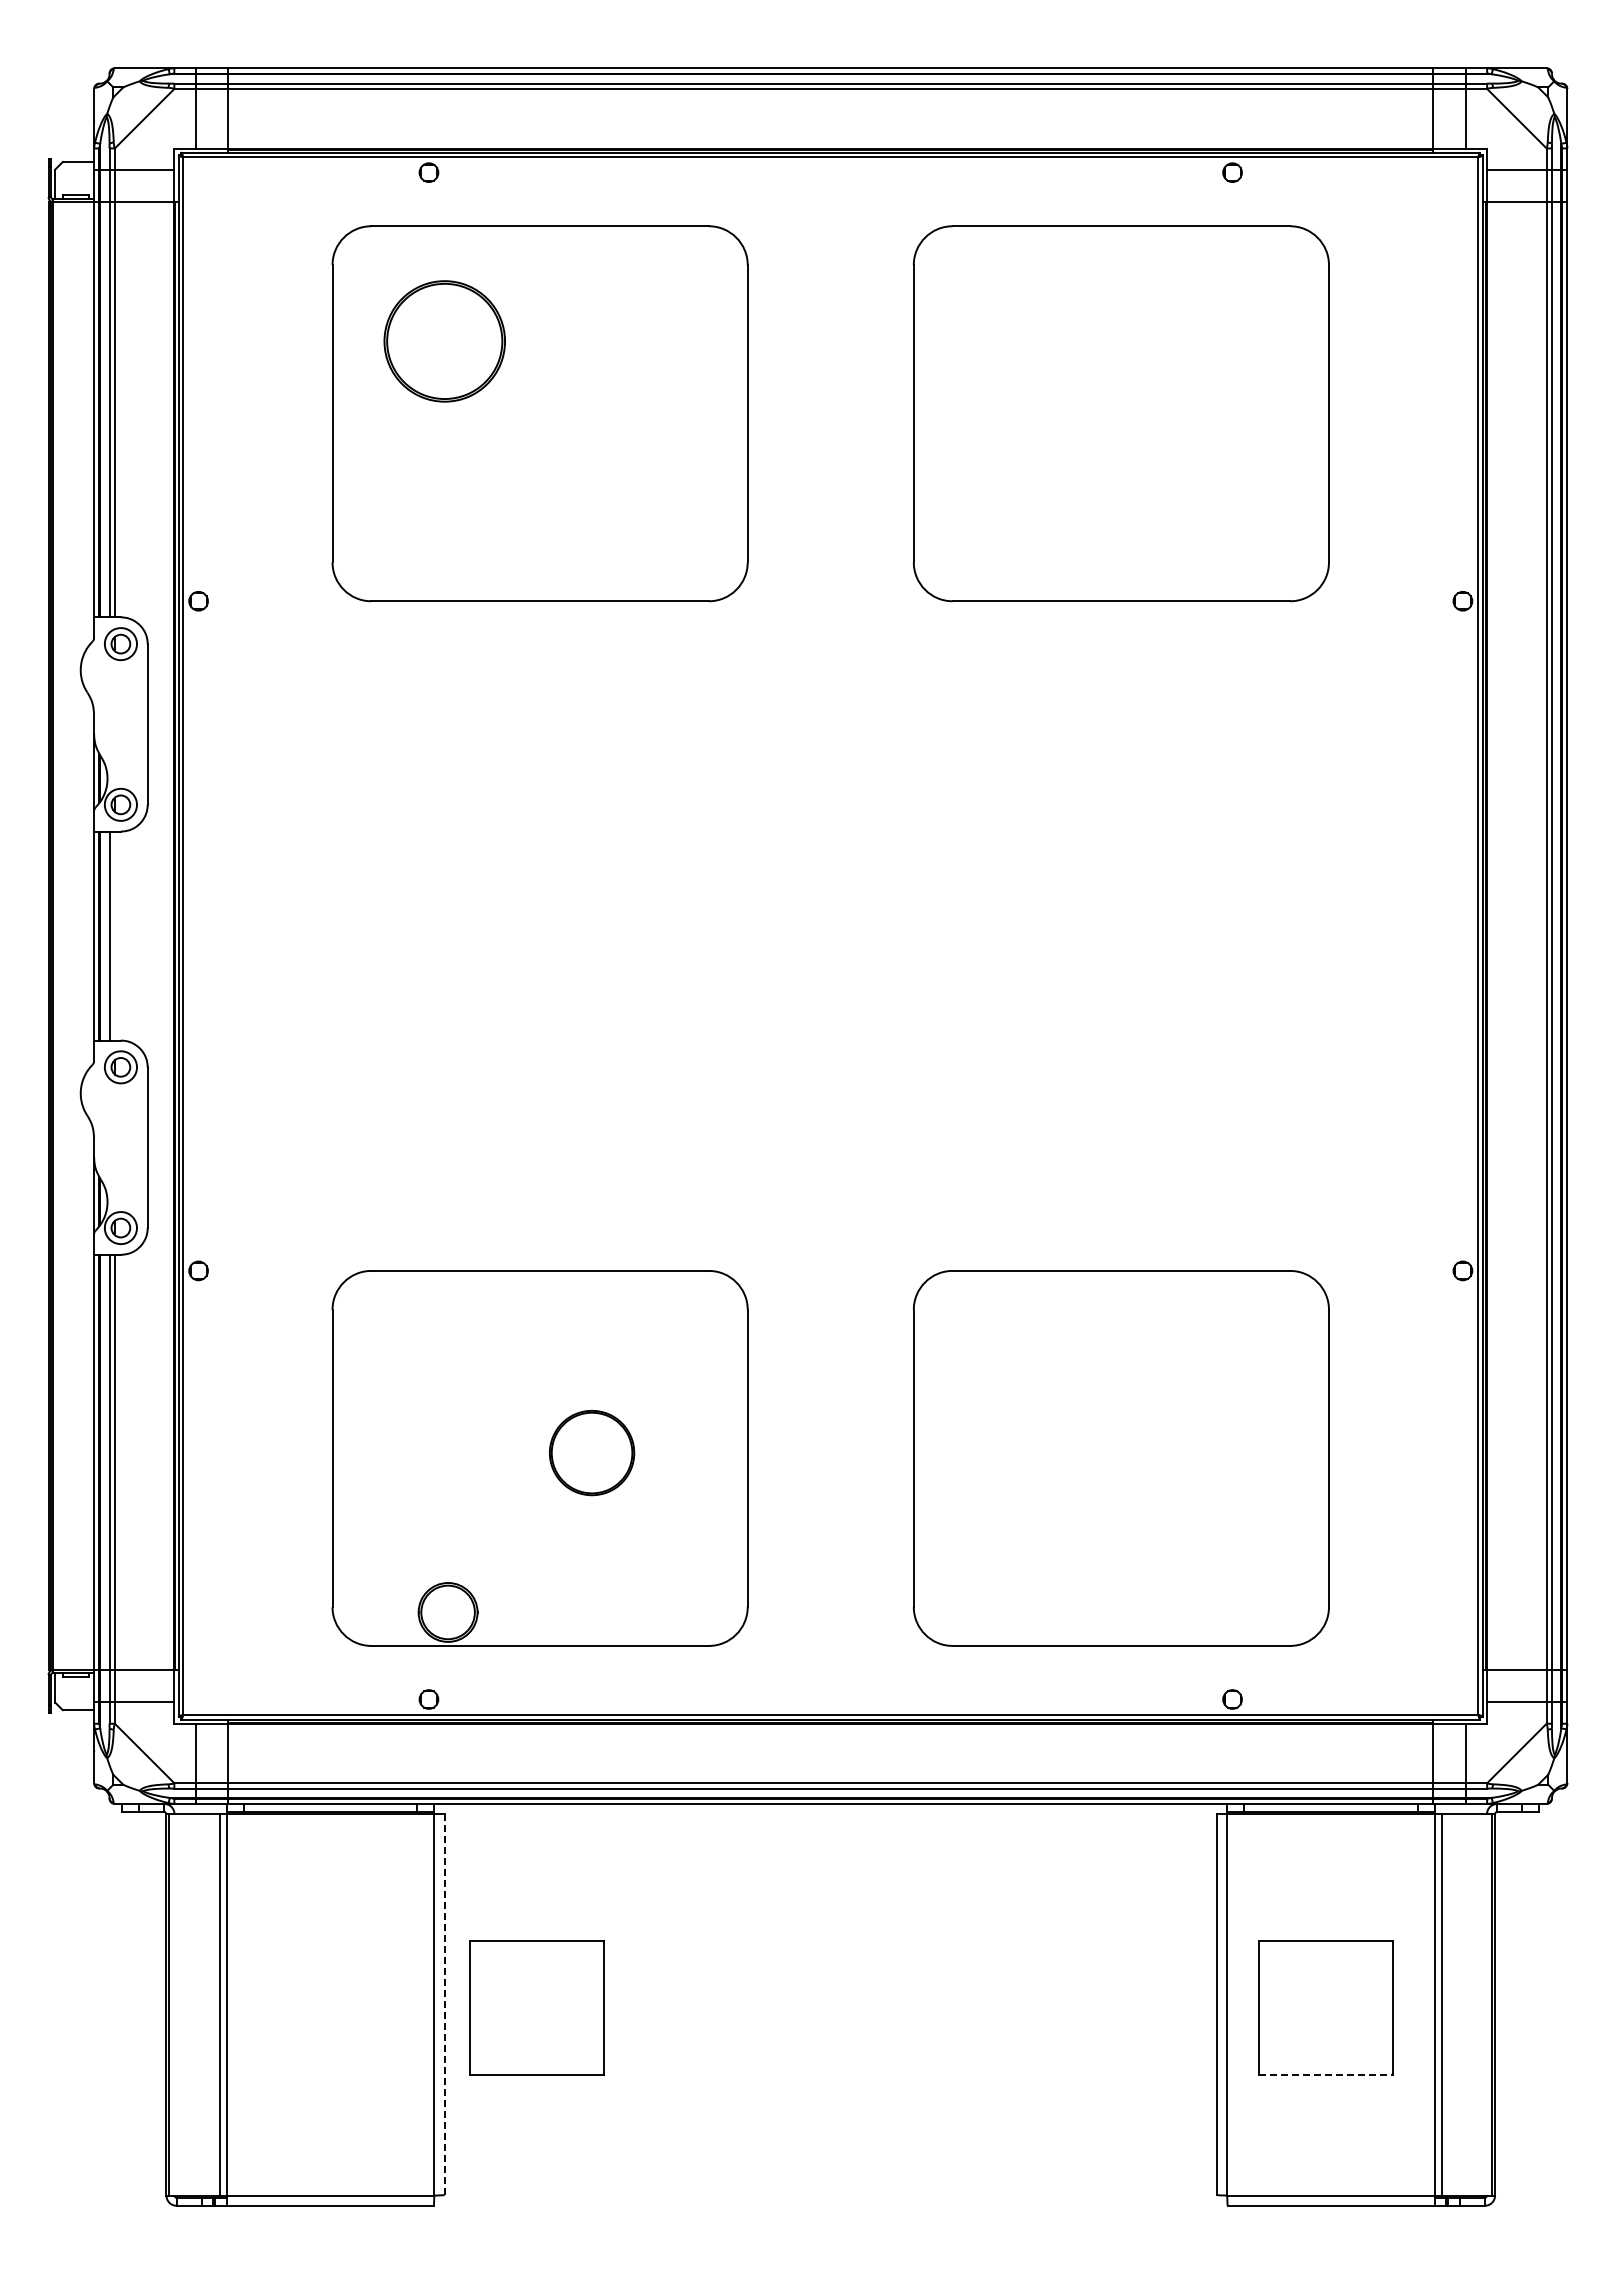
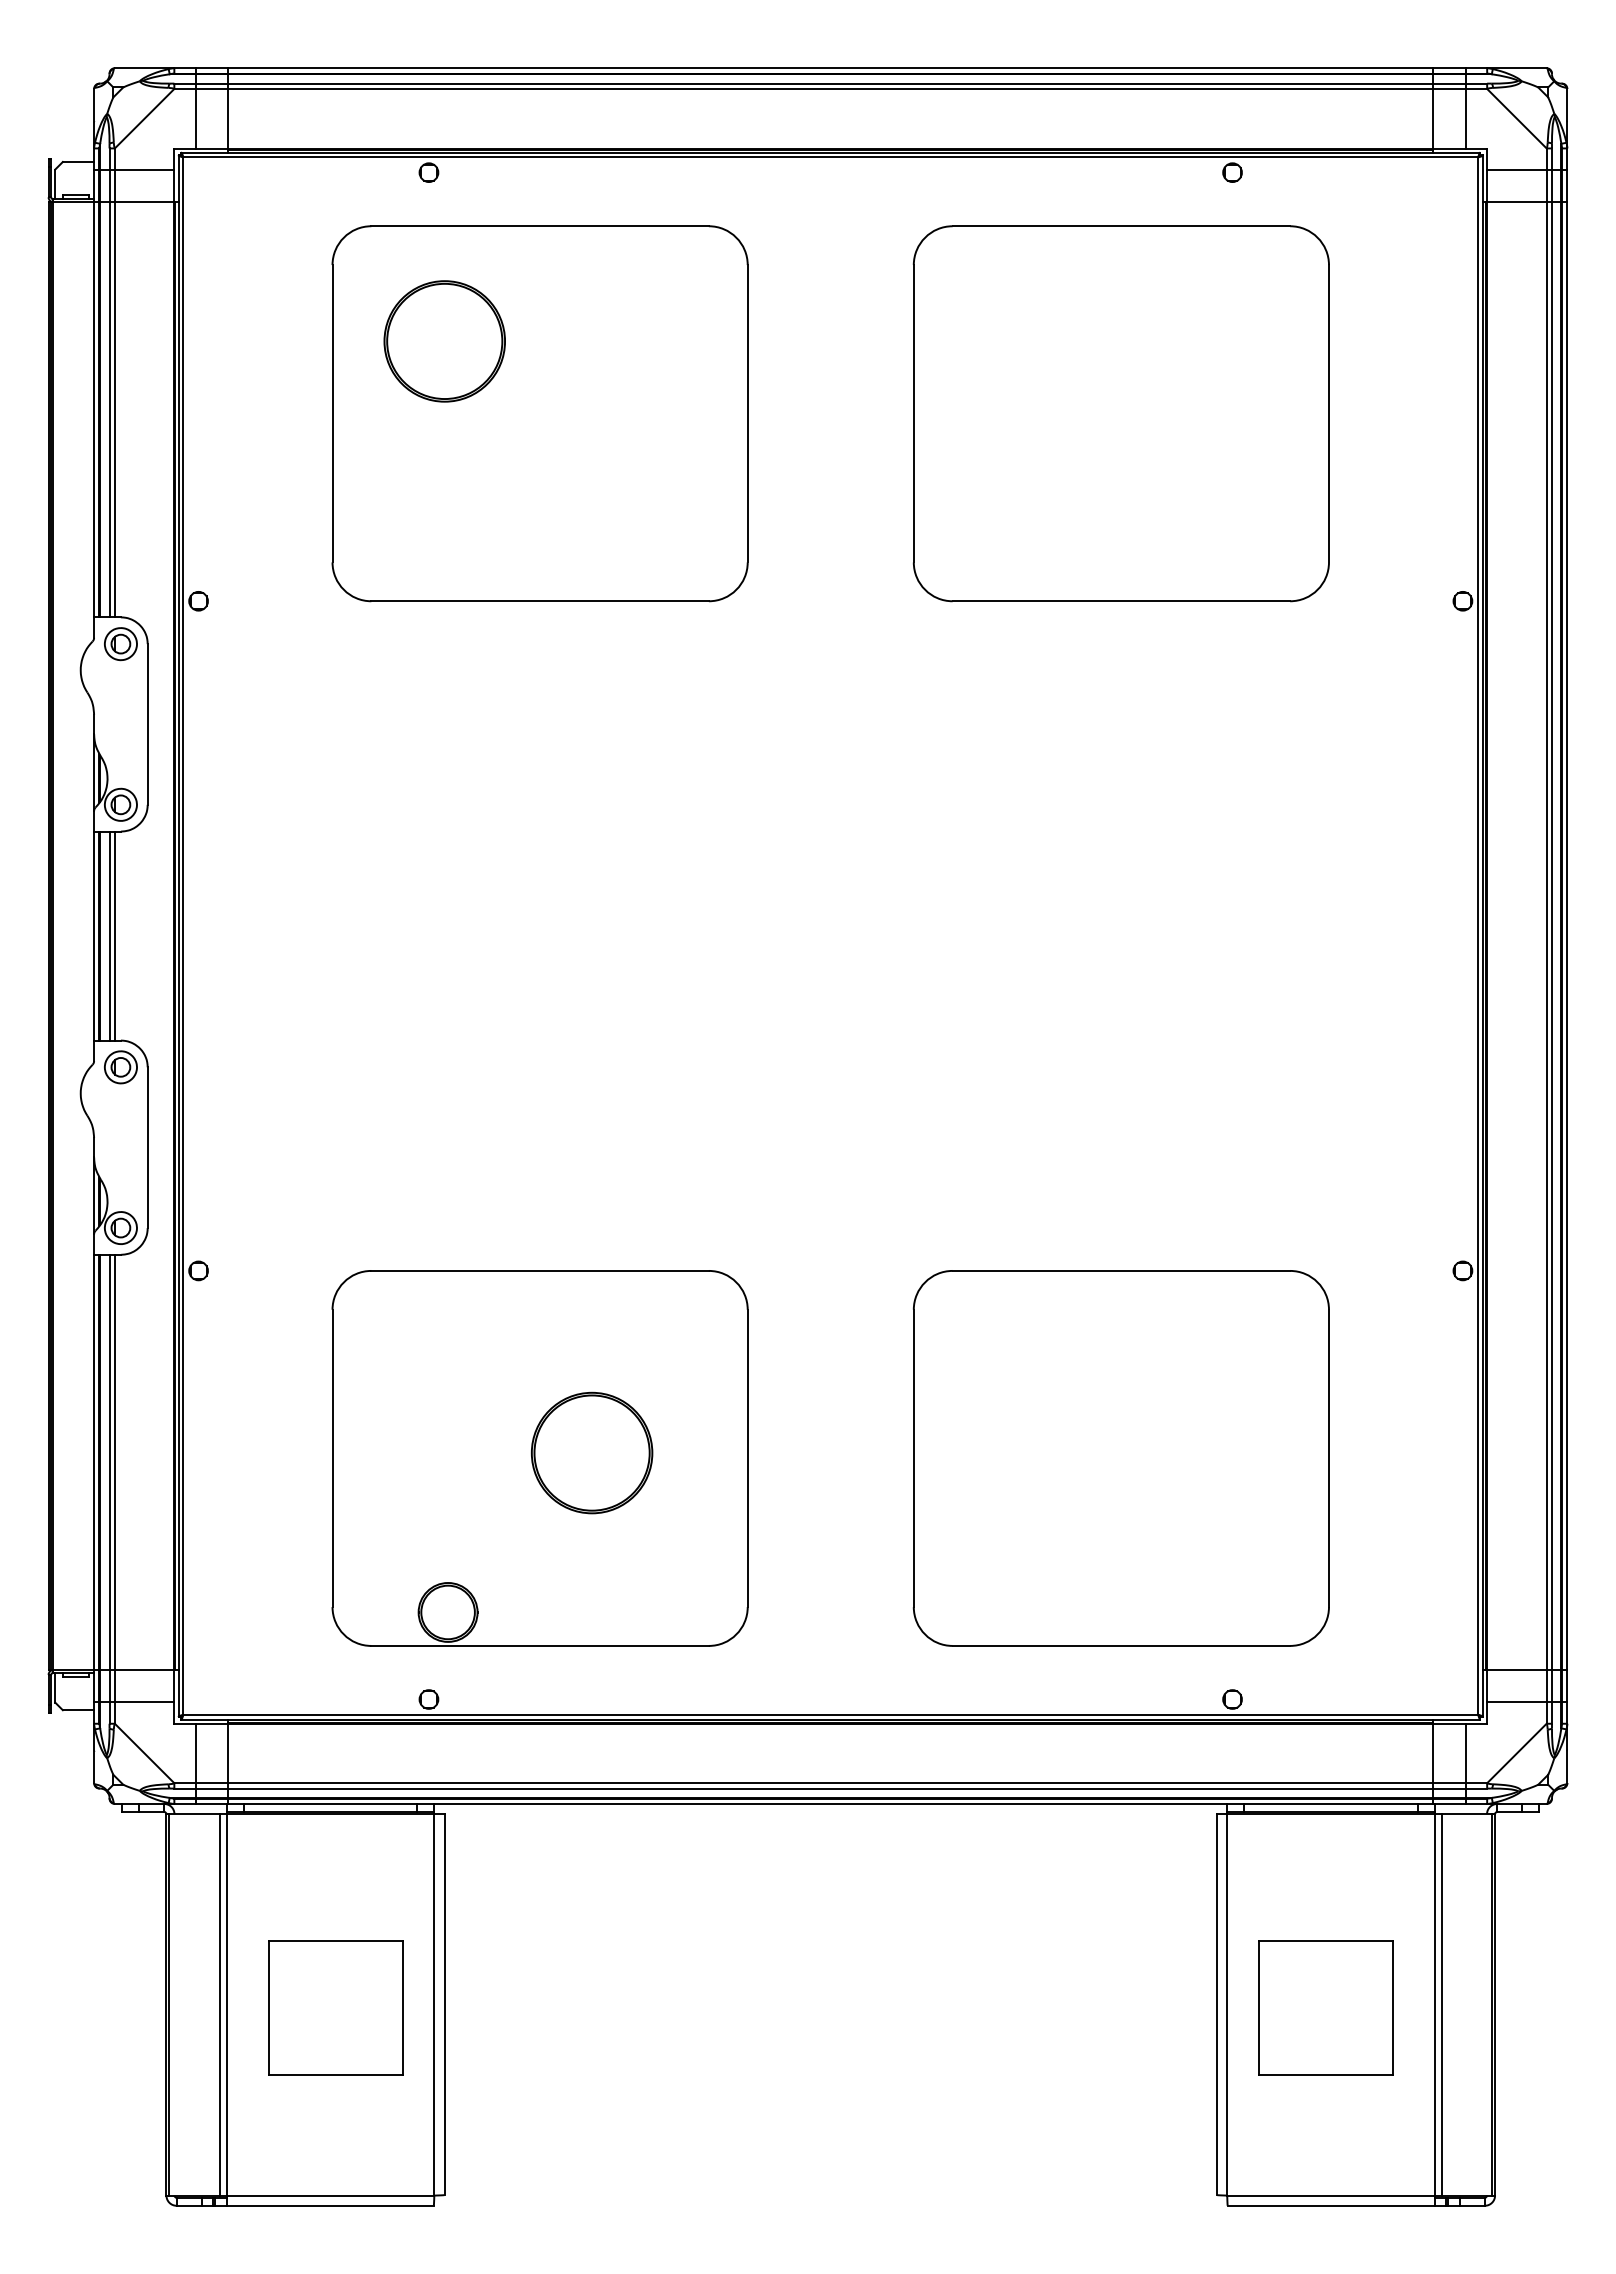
line: none -> present (114, 935)
part size: 87x87 px -> 124x124 px (591, 1452)
line: dashed -> solid (444, 2004)
part position: (536, 2007) -> (335, 2007) (335, 2007)
line: dashed -> solid (1325, 2074)
